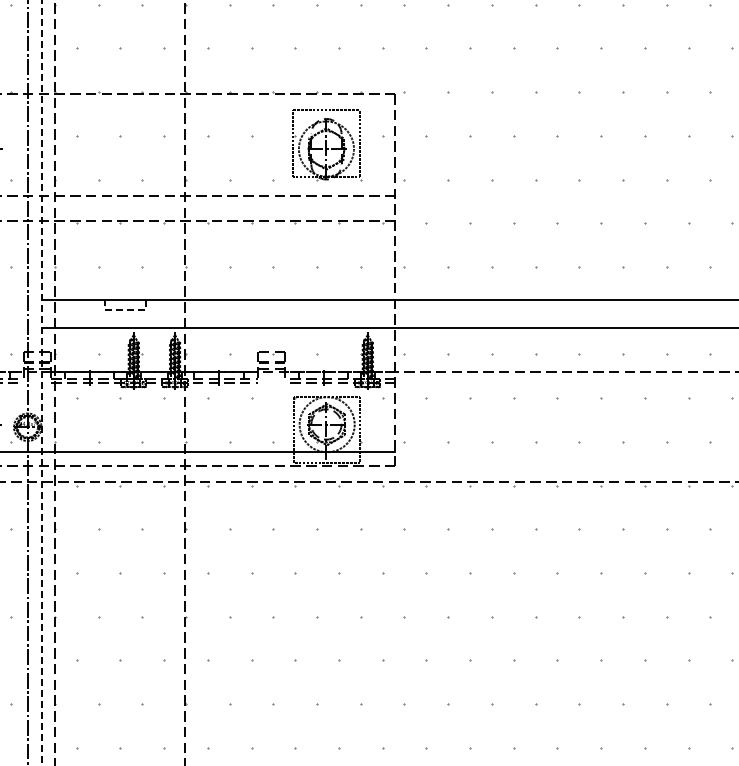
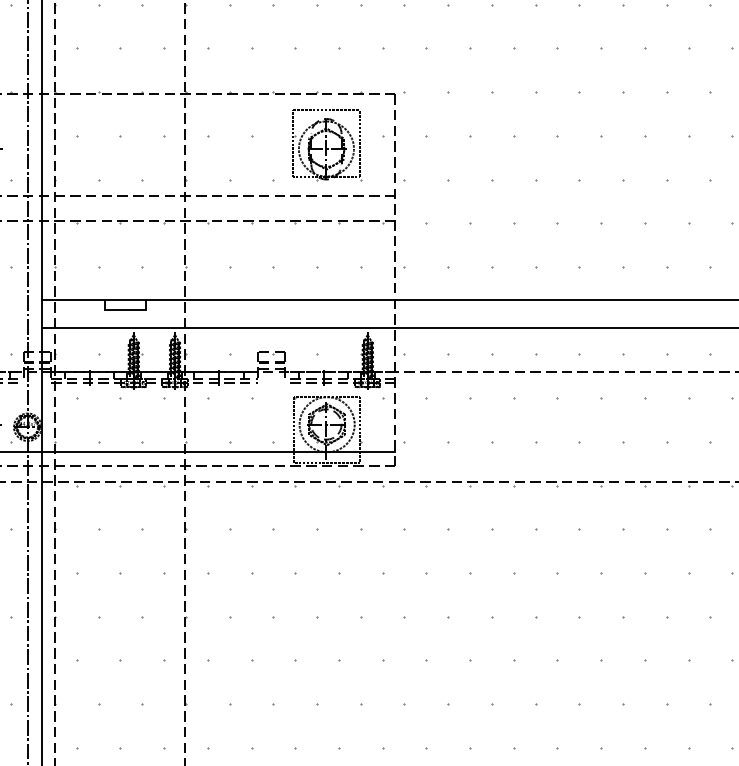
line: dashed -> solid (125, 310)
line: dashed -> solid (41, 383)
